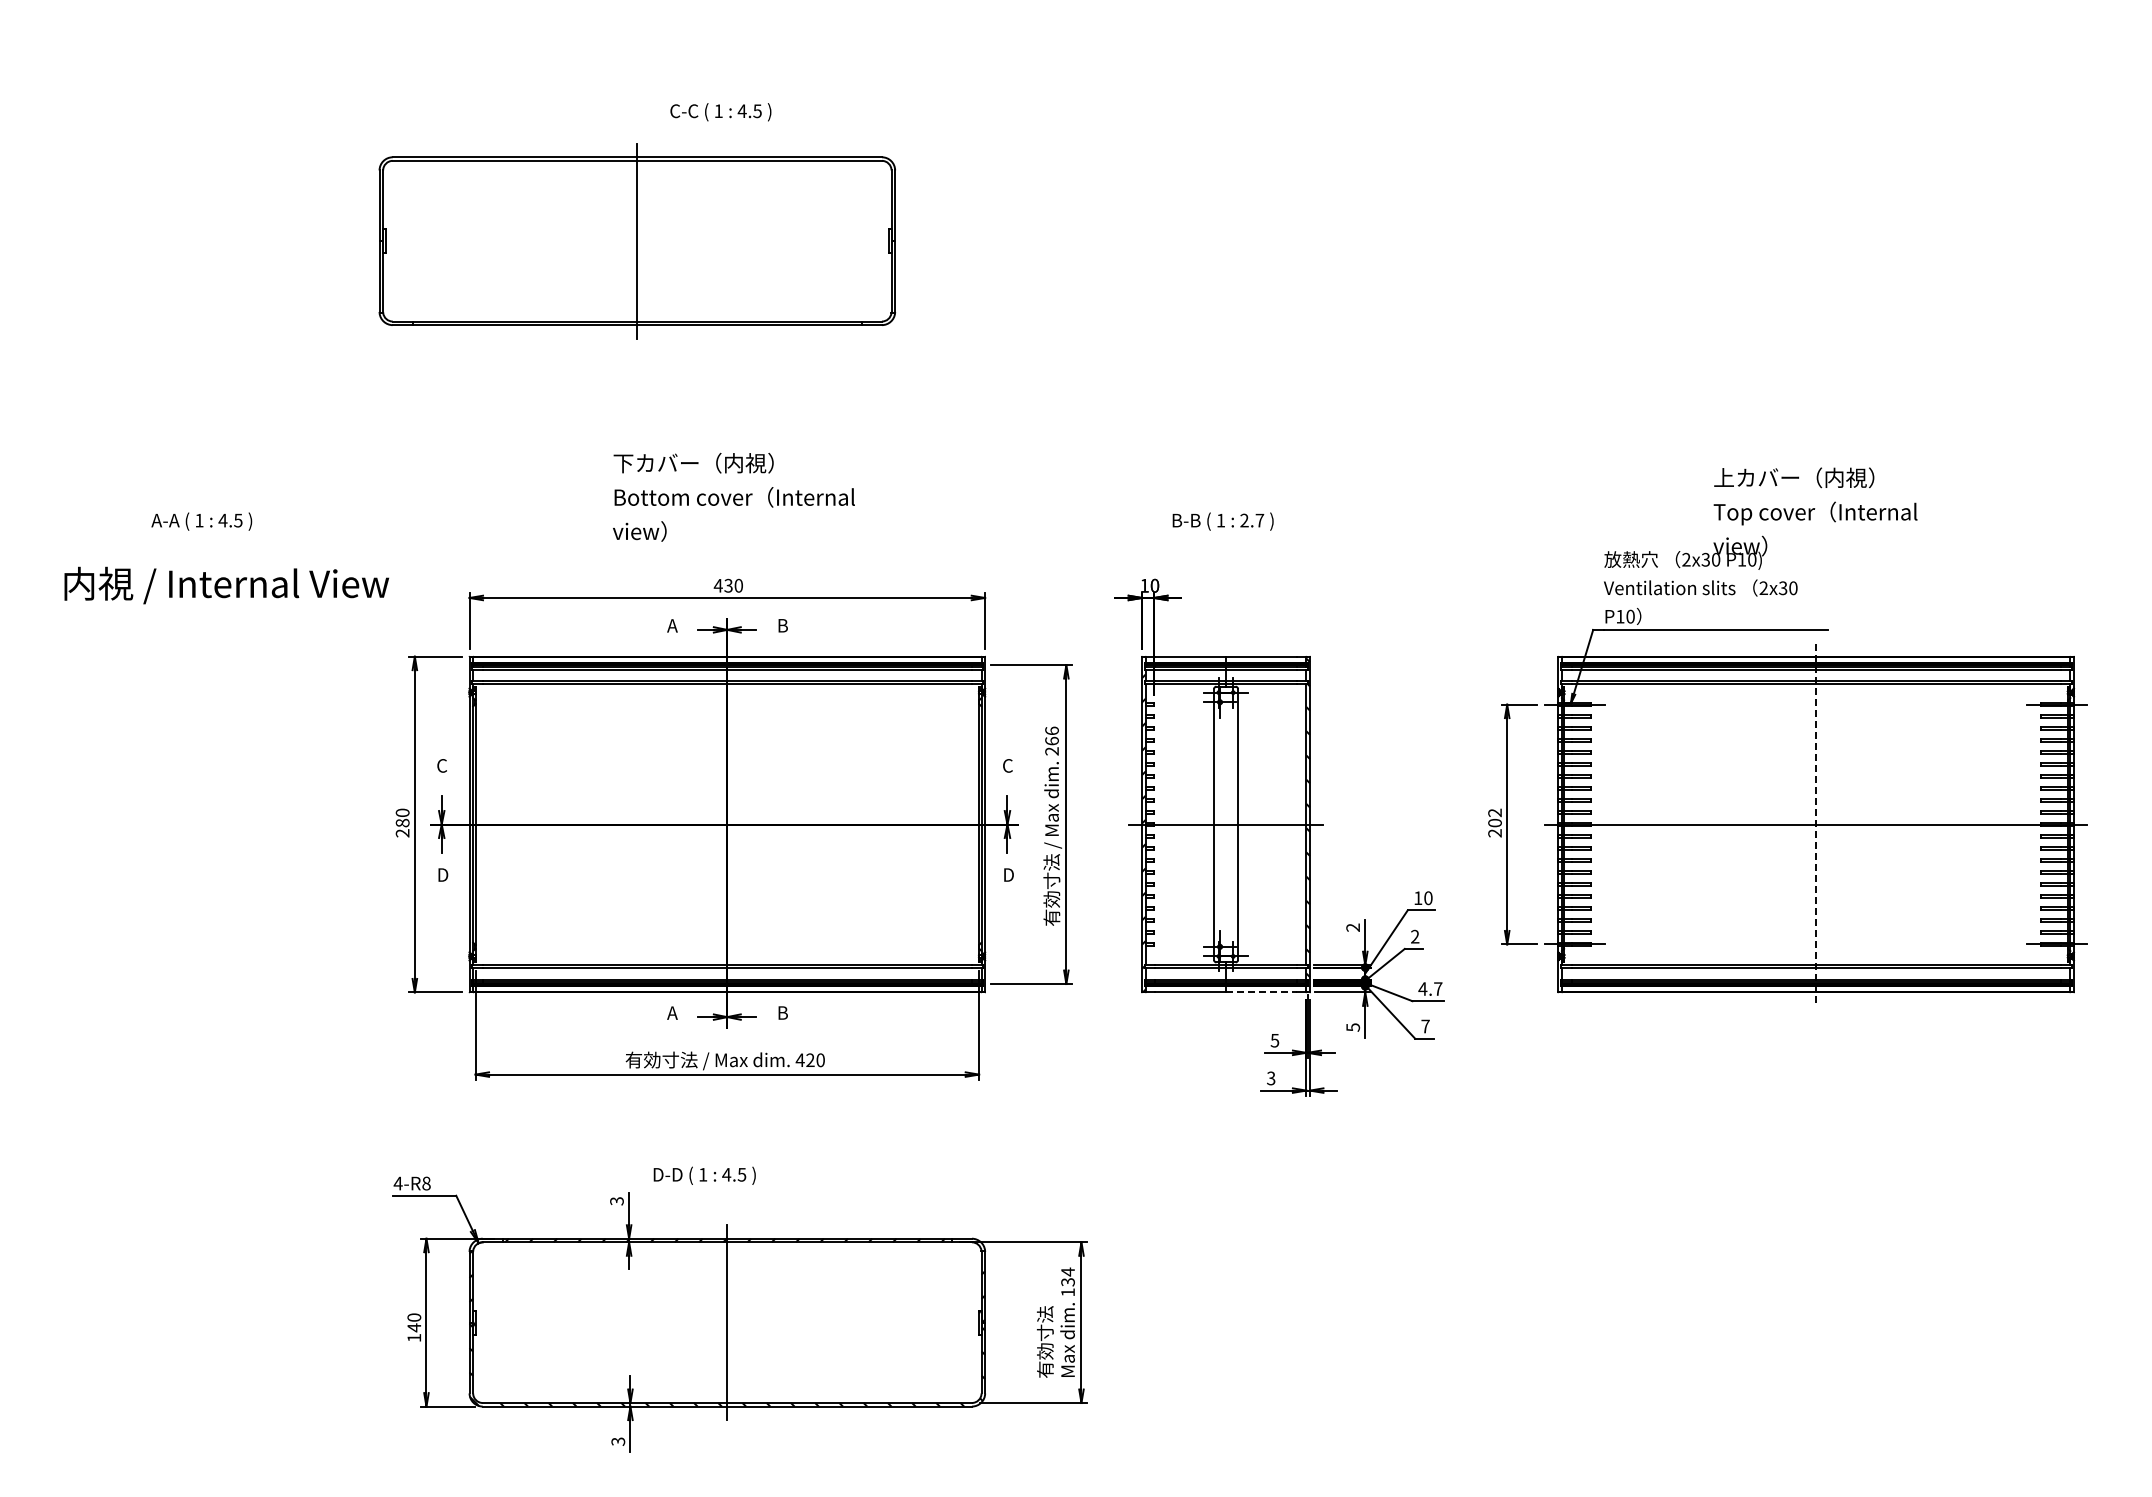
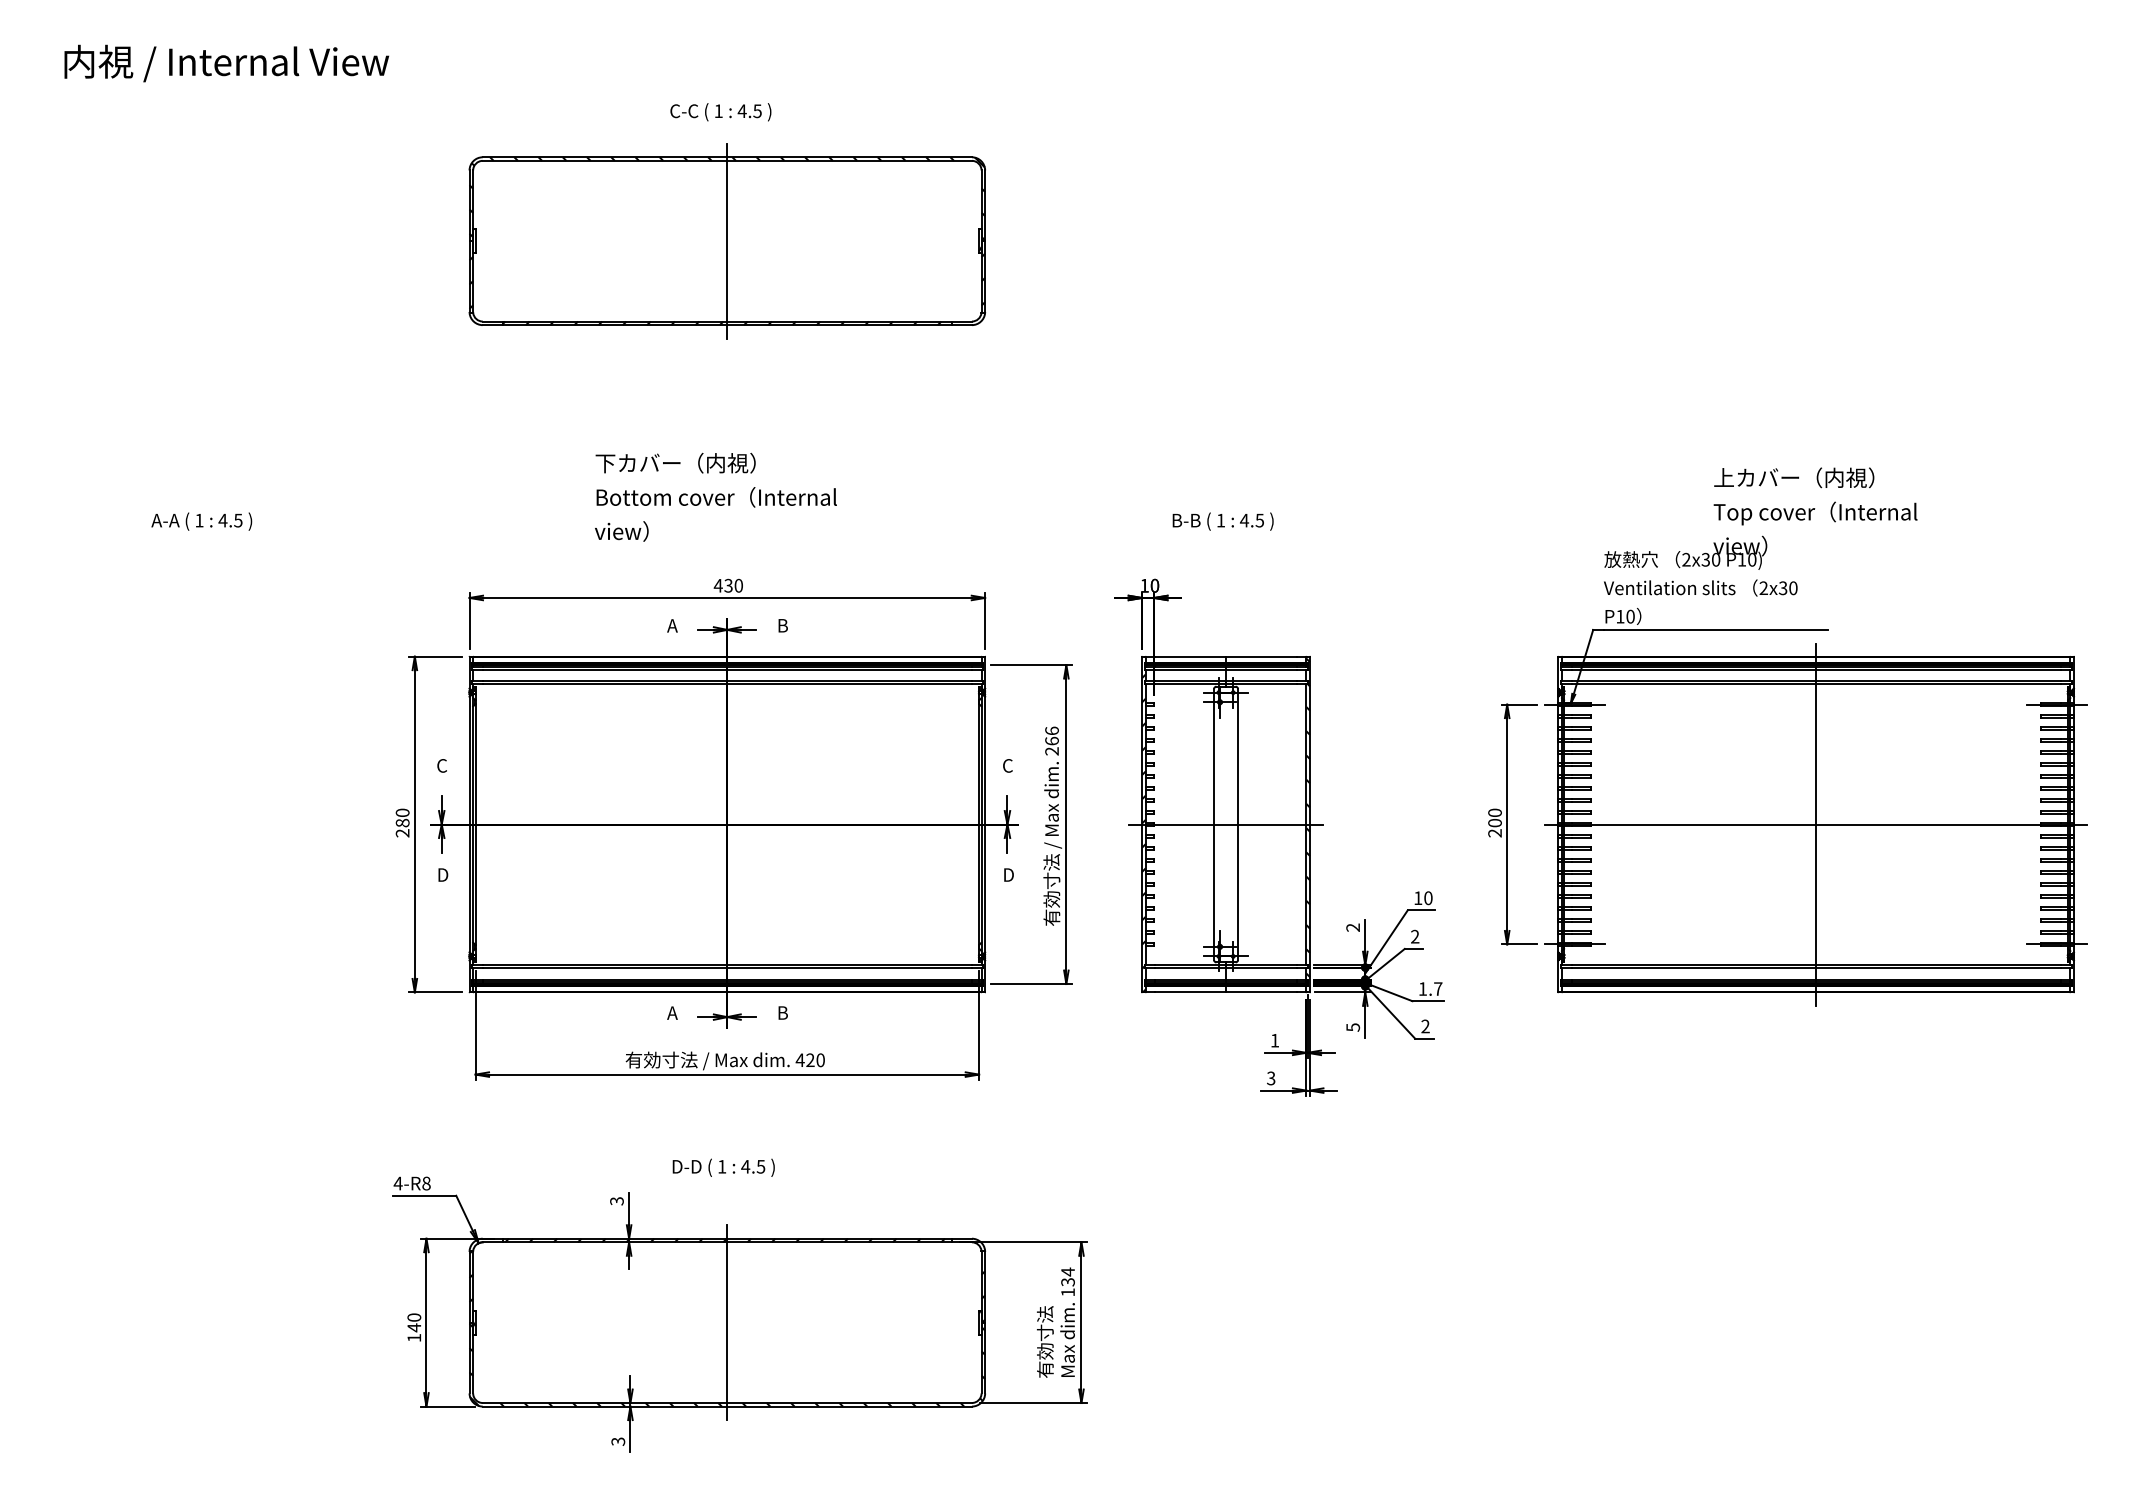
part position: (636, 241) -> (726, 241) (726, 241)
text position: (733, 496) -> (715, 496) (715, 496)
text: 2.7 -> 4.5 (1252, 520)
text position: (226, 585) -> (226, 63) (226, 63)
text: 202 -> 200 (1494, 812)
line: dashed -> solid (1816, 824)
text: 4.7 -> 1.7 (1422, 988)
line: dashed -> solid (1261, 992)
text: 7 -> 2 (1425, 1026)
text: 5 -> 1 (1274, 1040)
text position: (704, 1175) -> (723, 1167) (723, 1167)
